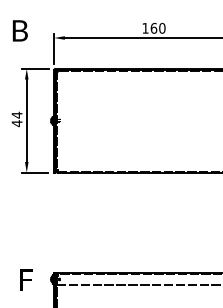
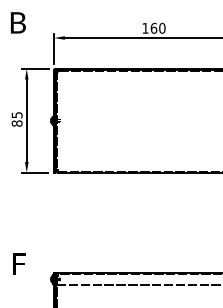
text position: (20, 30) -> (18, 22) (18, 22)
text: 44 -> 85 (16, 119)
text position: (26, 279) -> (19, 263) (19, 263)
